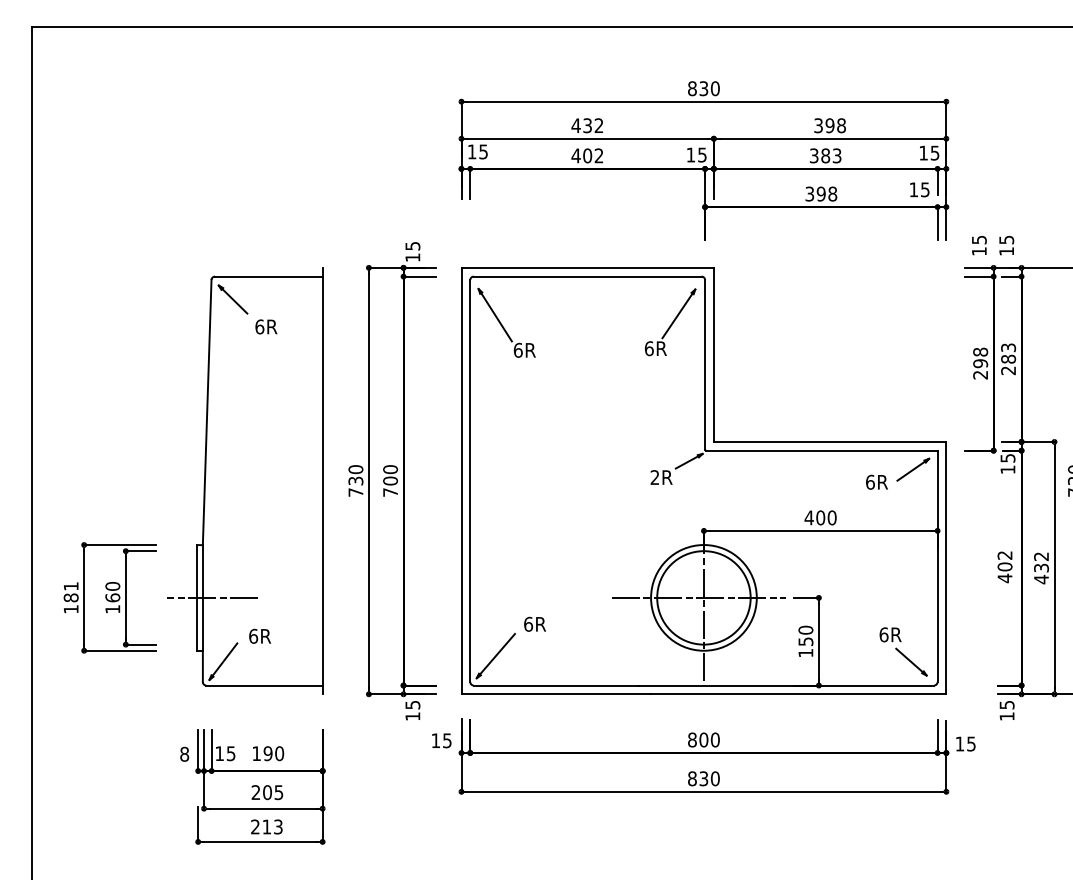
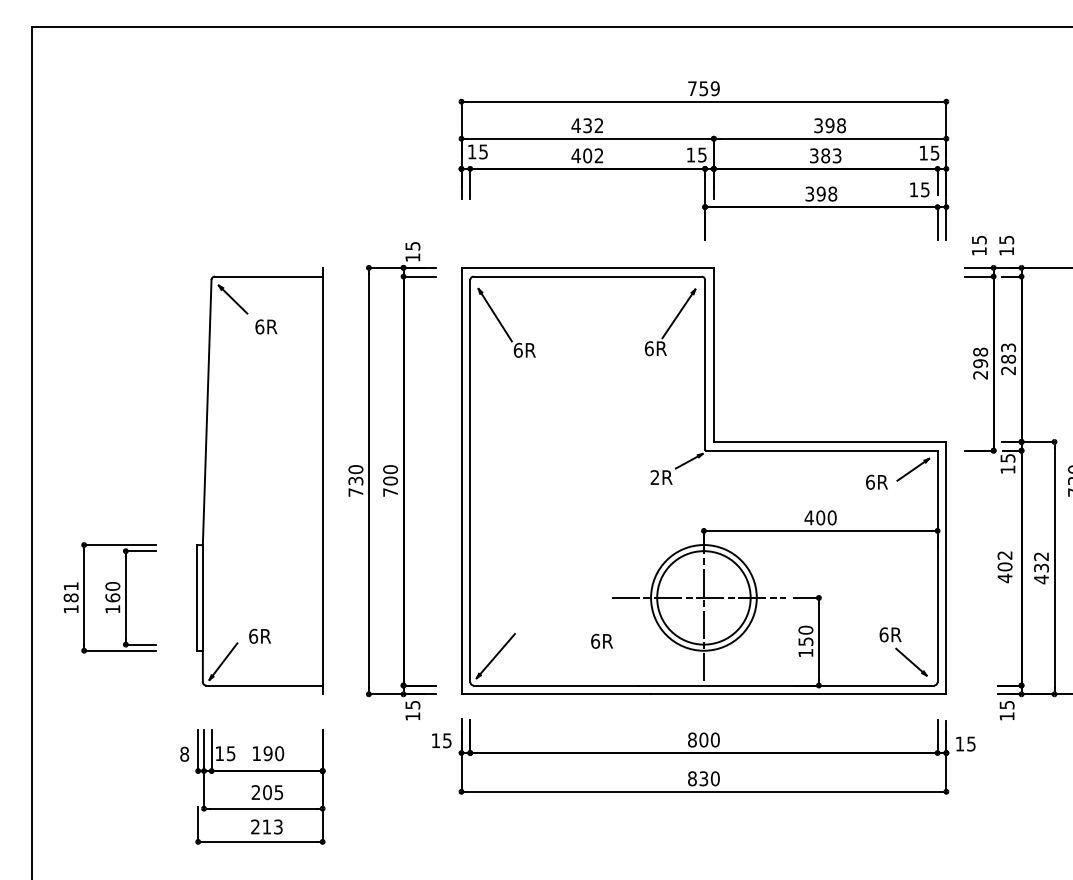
text: 830 -> 759 (703, 88)
line: present -> none (212, 597)
text position: (534, 623) -> (601, 640) (601, 640)
